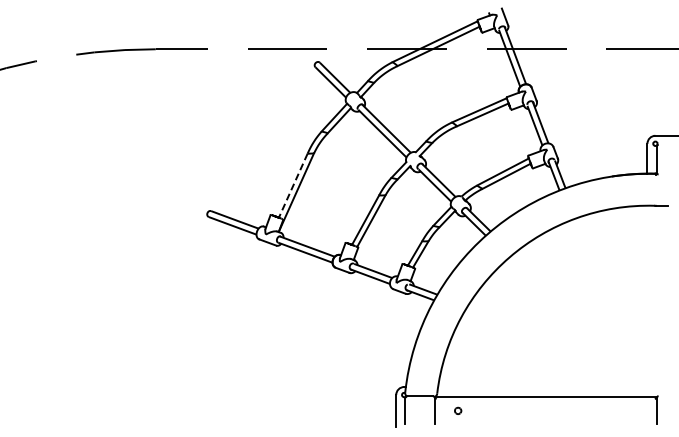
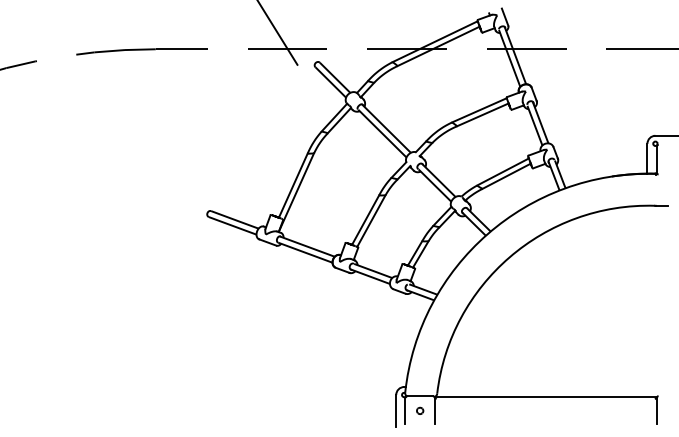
line: none -> present (277, 33)
line: dashed -> solid (293, 186)
part position: (458, 410) -> (420, 410) (420, 410)
